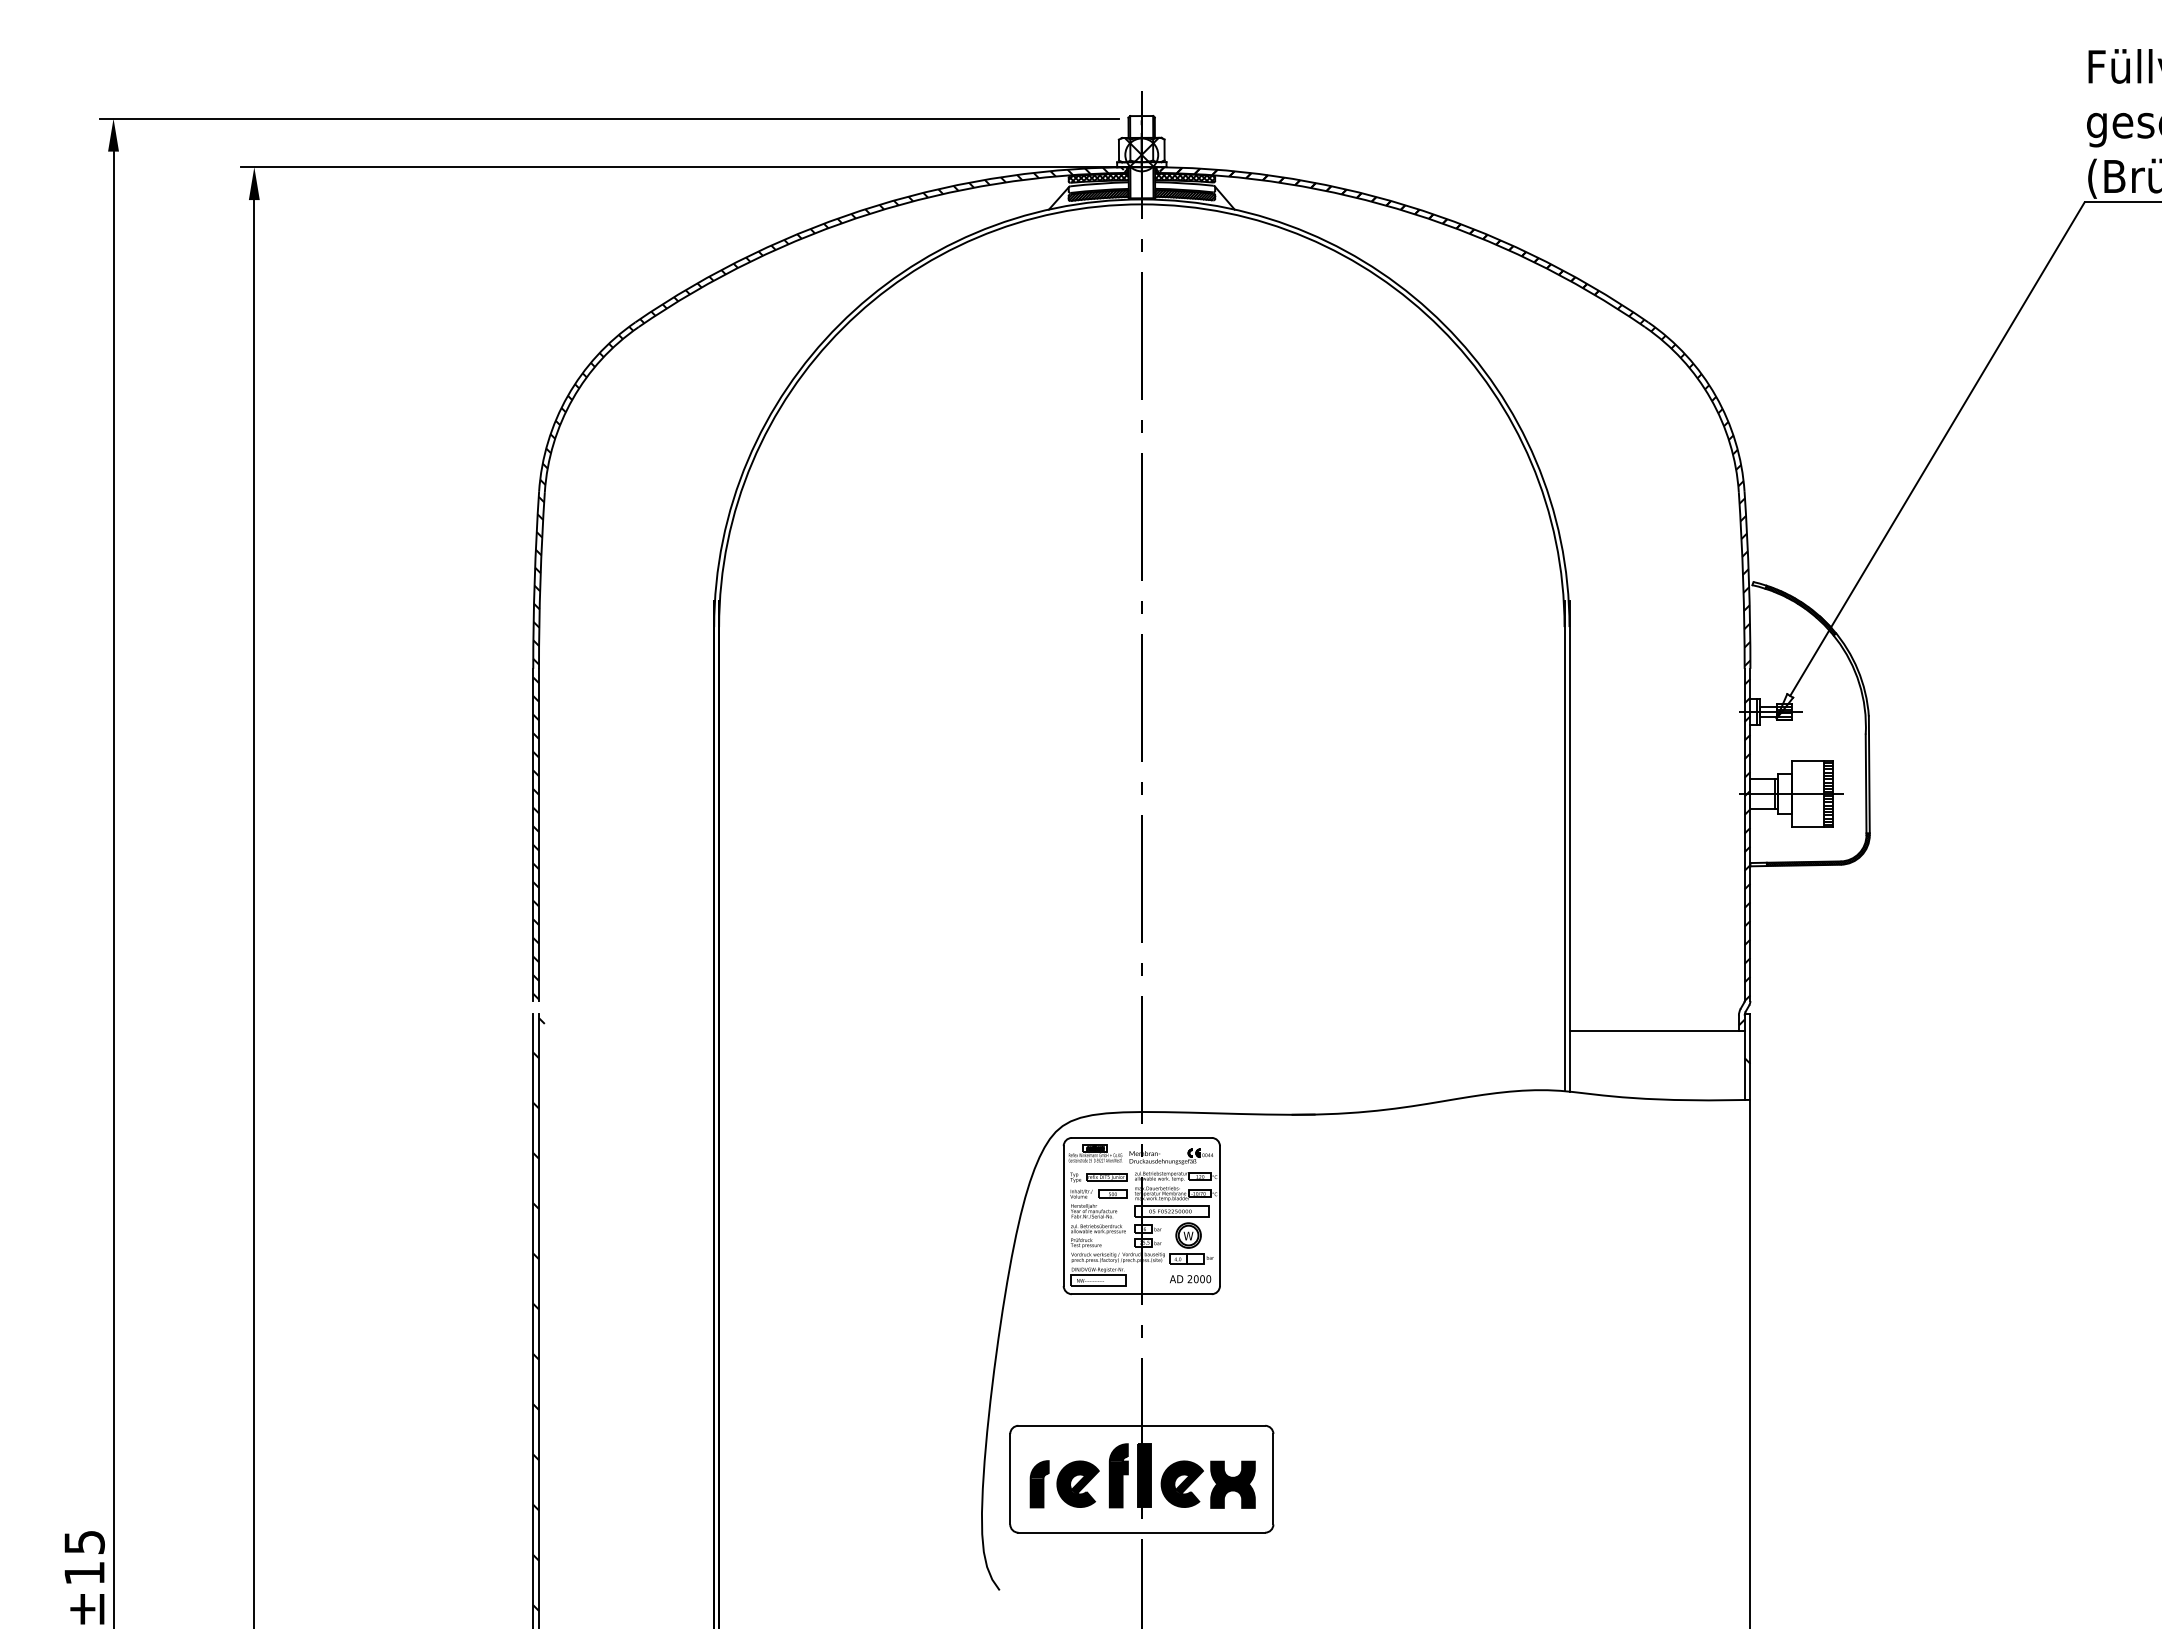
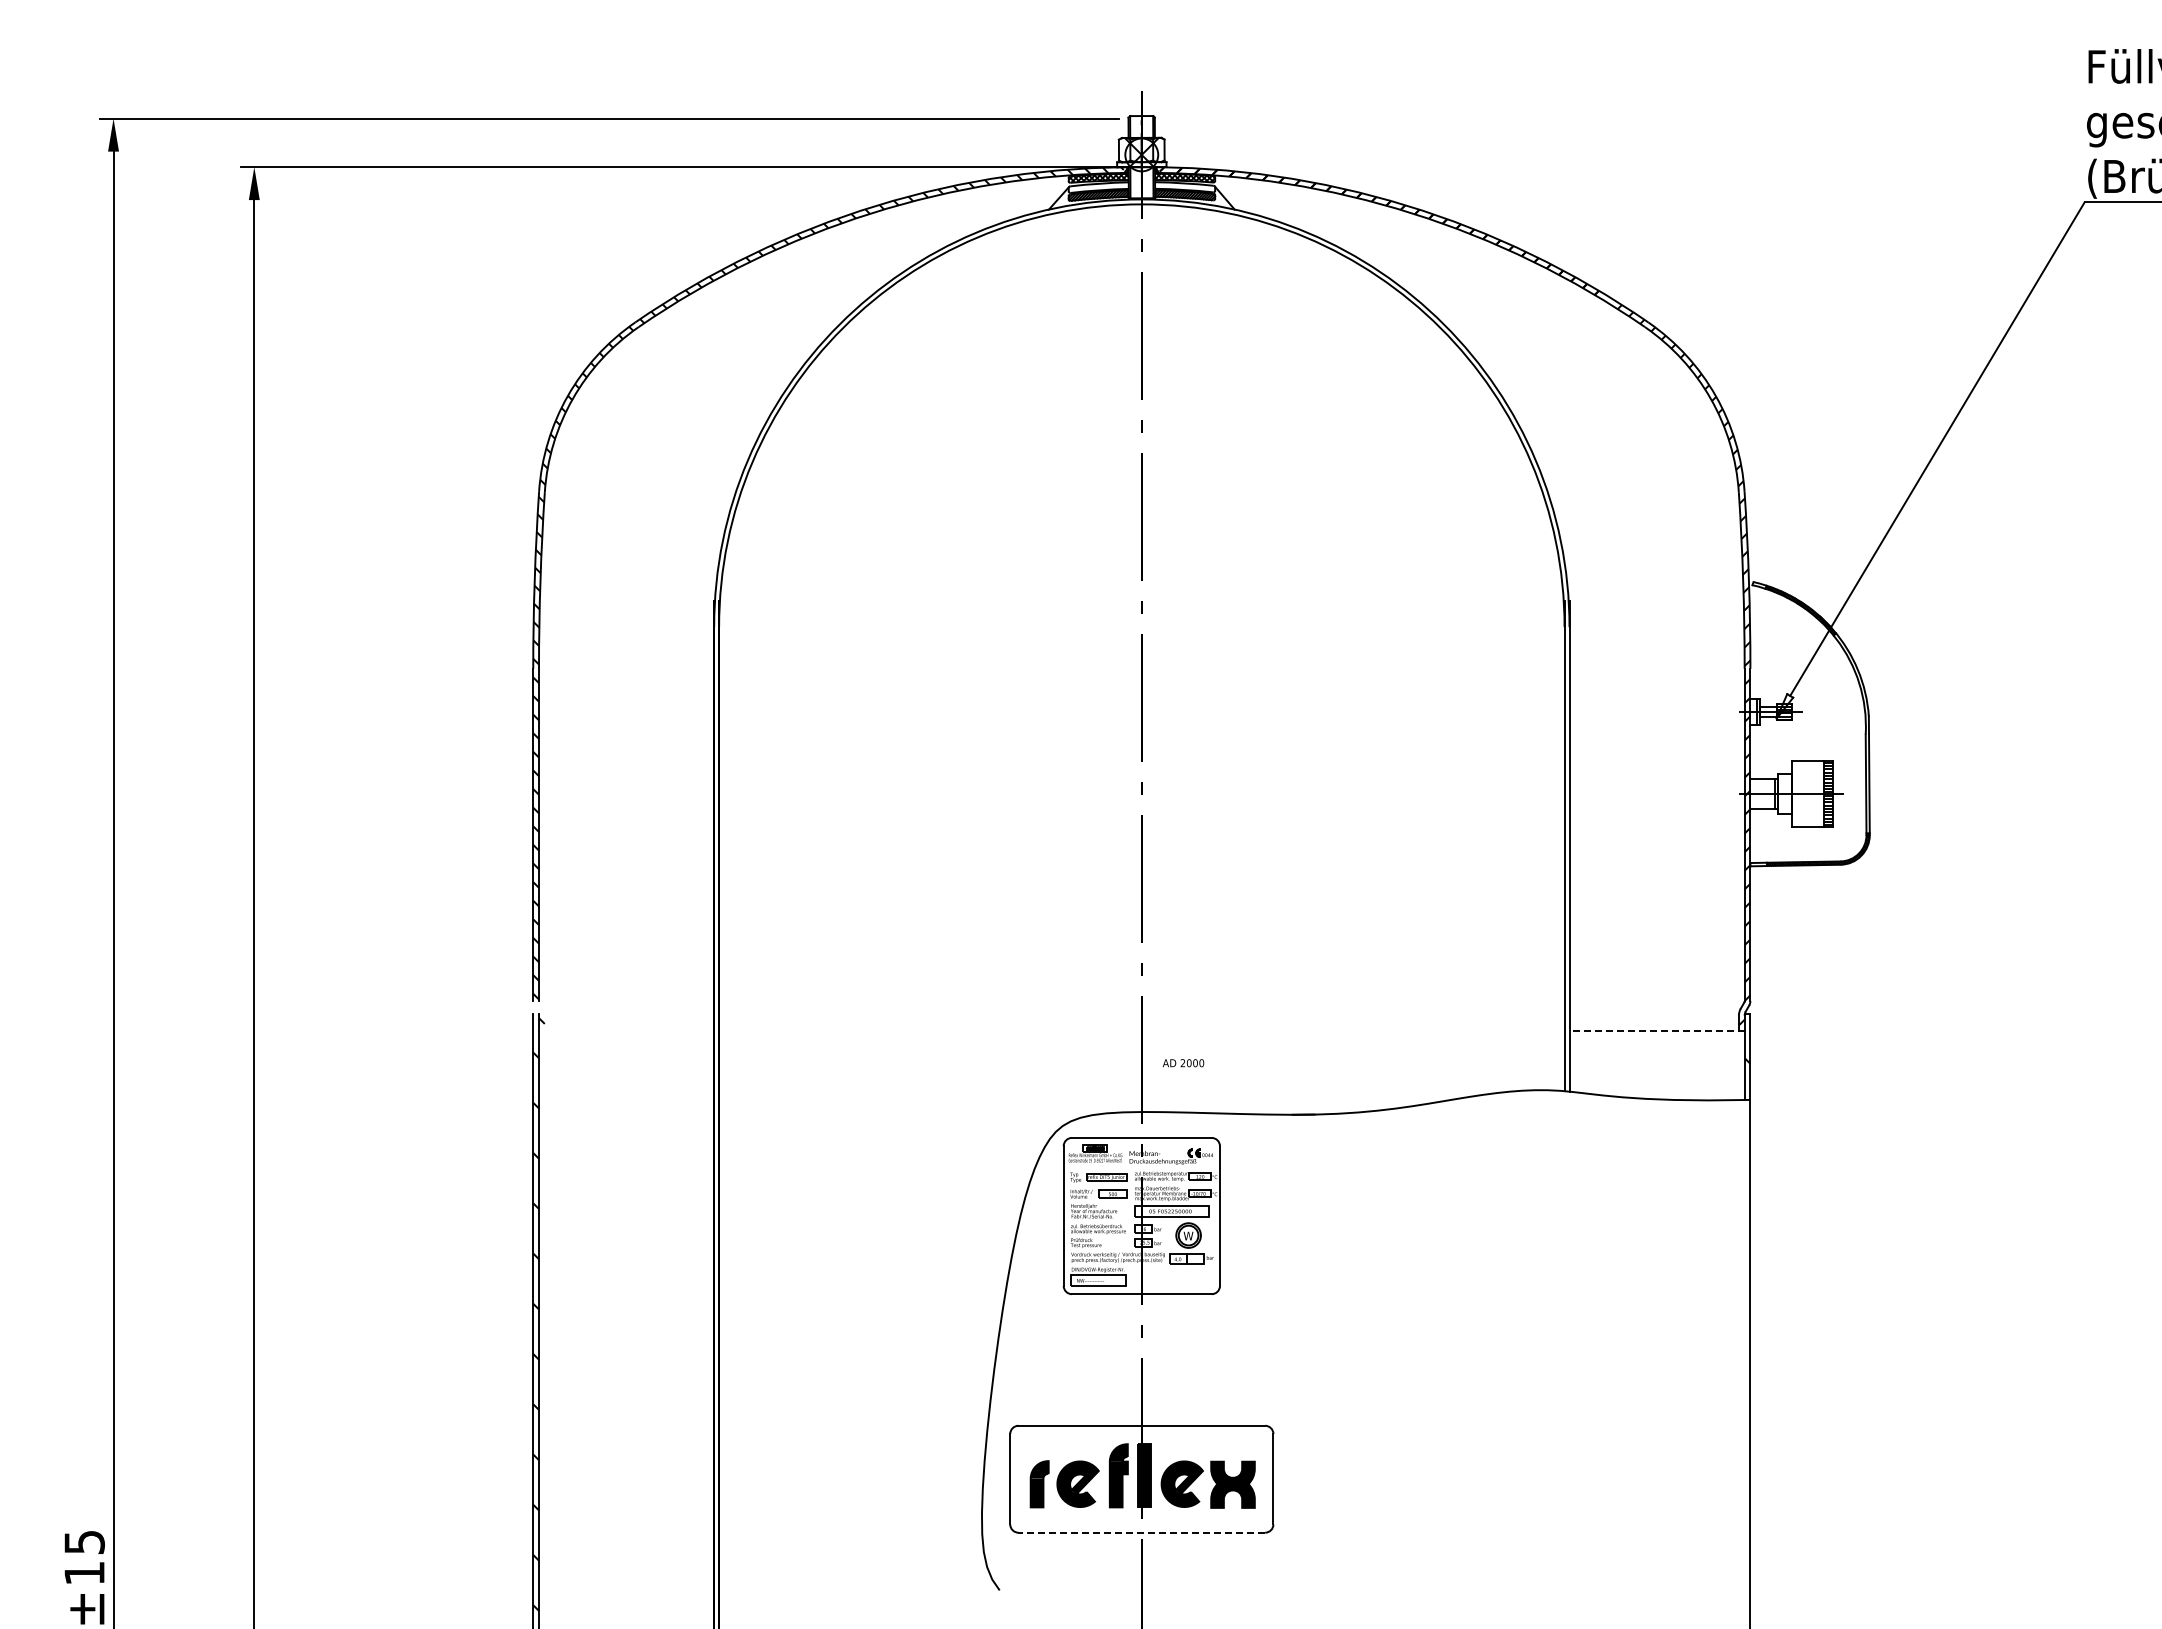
line: solid -> dashed (1657, 1030)
text position: (1190, 1279) -> (1183, 1063) (1183, 1063)
line: solid -> dashed (1141, 1532)
